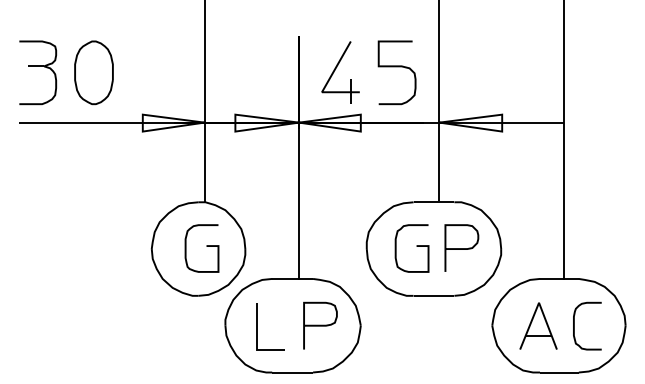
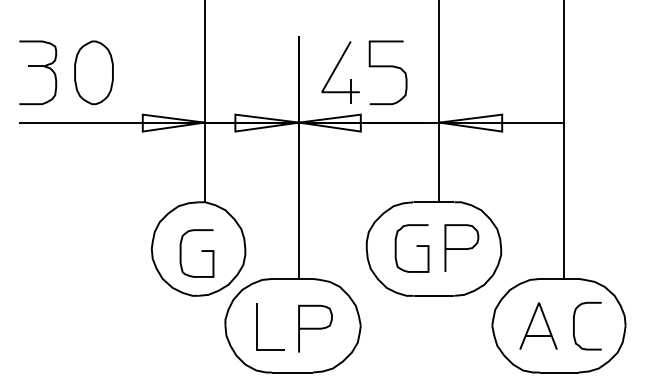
curve position: (396, 67) -> (387, 67) (387, 67)
curve position: (206, 246) -> (201, 251) (201, 251)
curve position: (320, 325) -> (315, 328) (315, 328)
